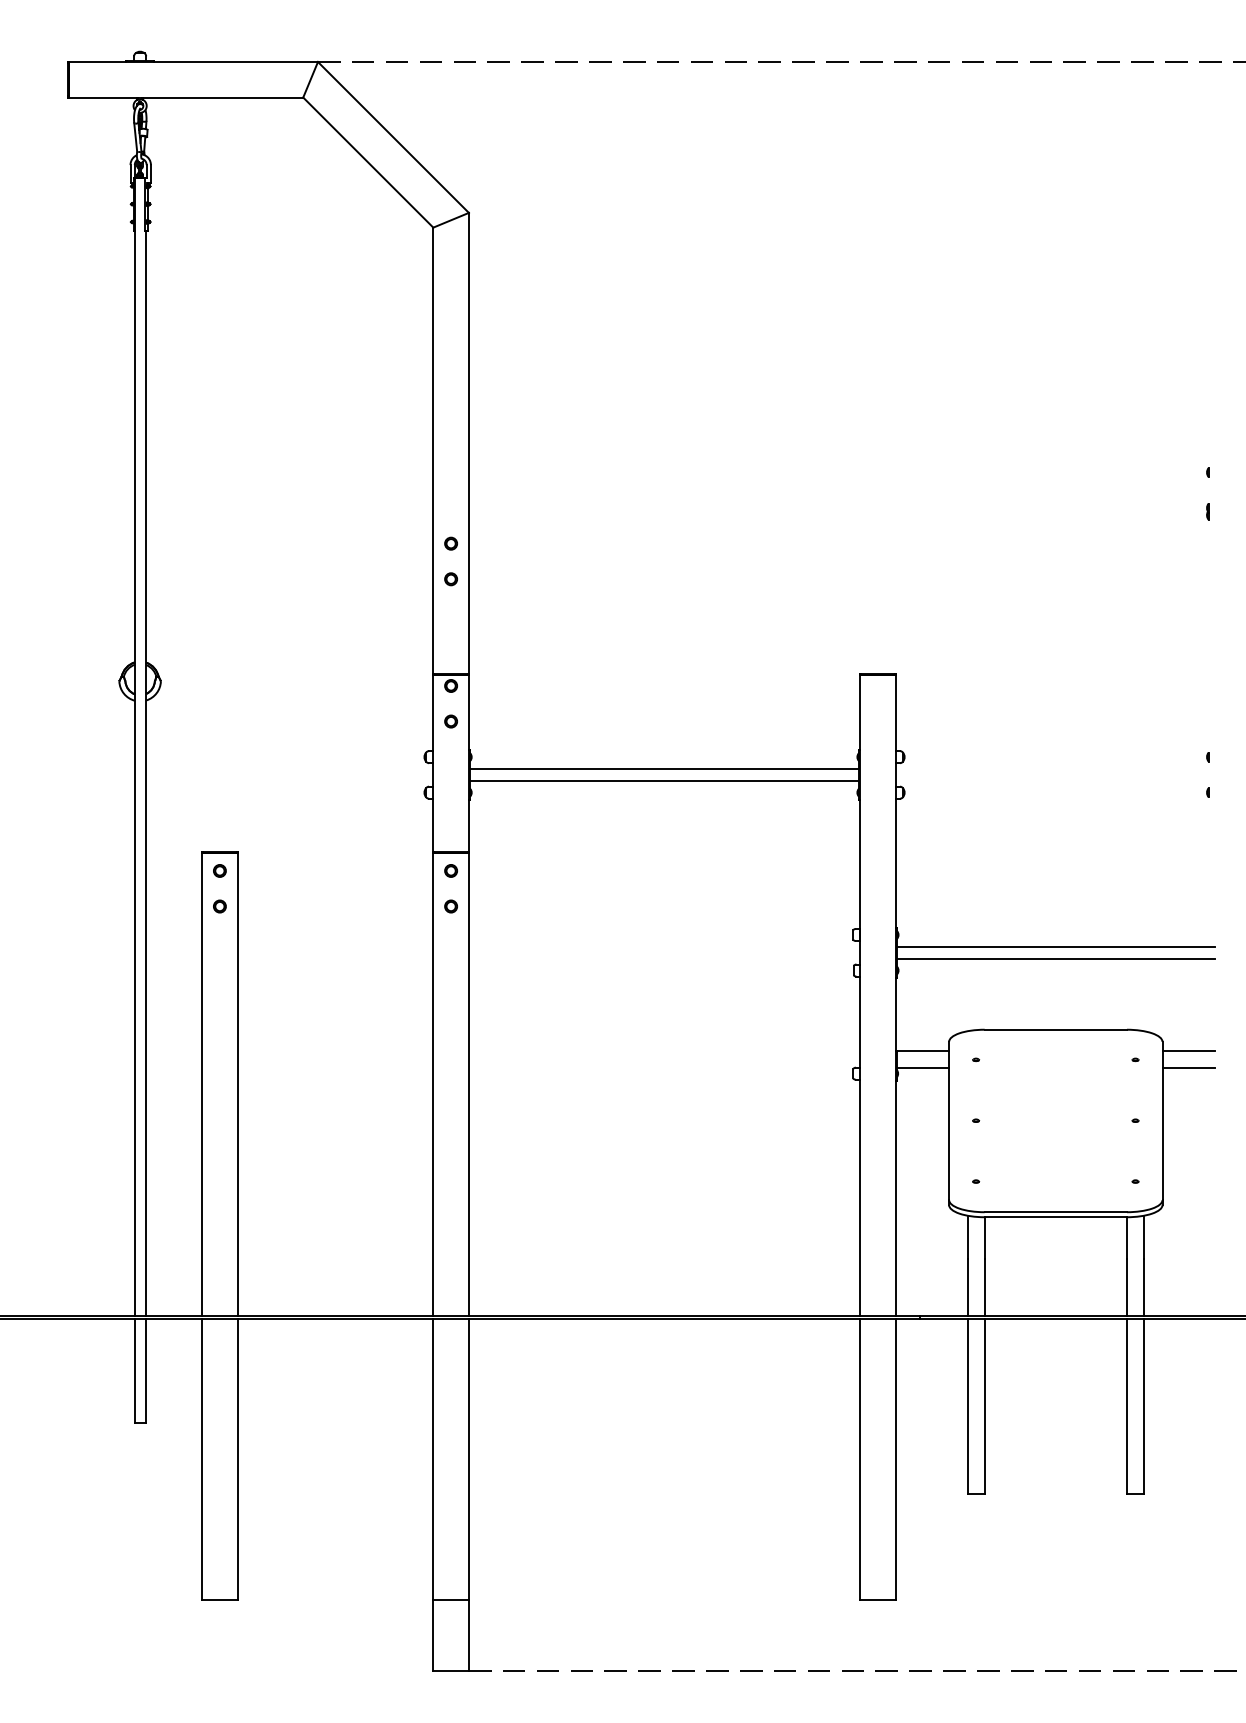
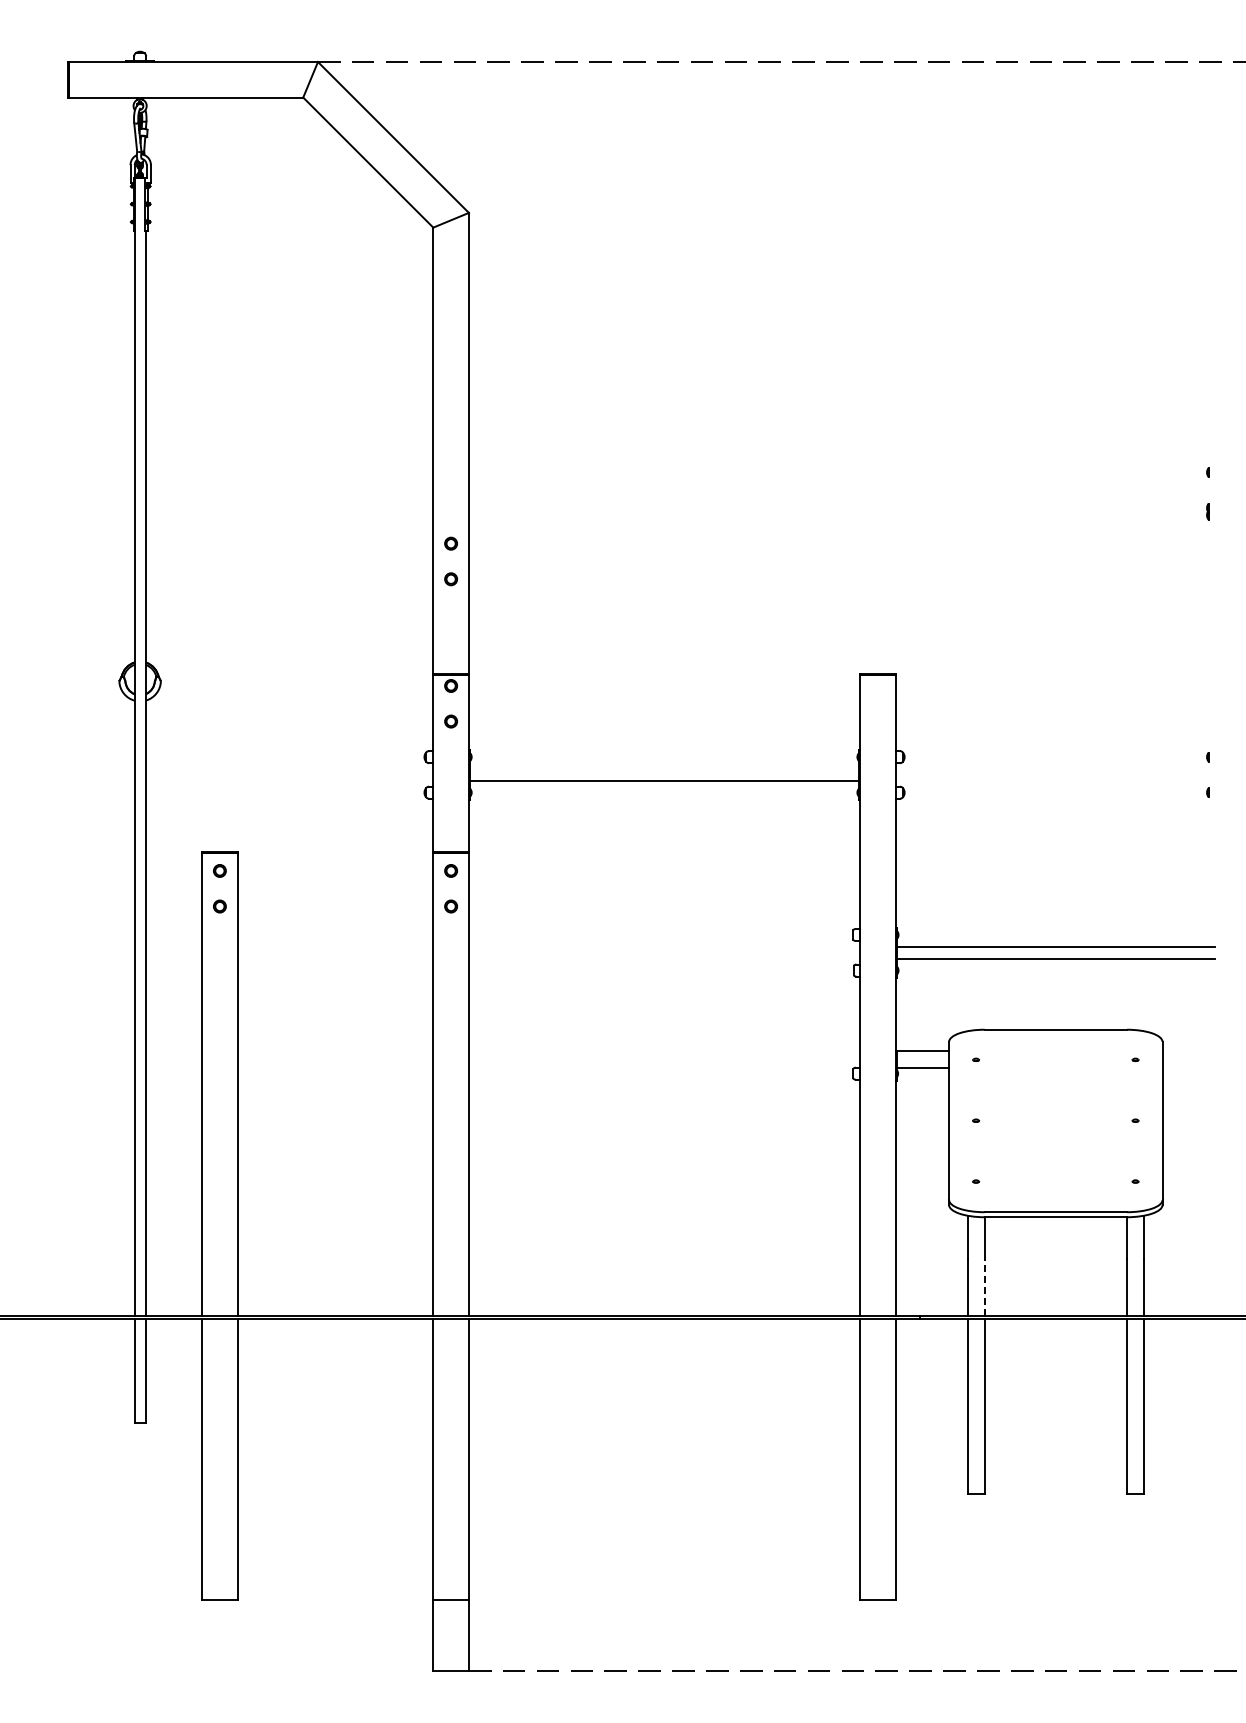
line: present -> none (664, 768)
line: present -> none (1188, 1050)
line: present -> none (1188, 1068)
line: solid -> dashed (984, 1287)
